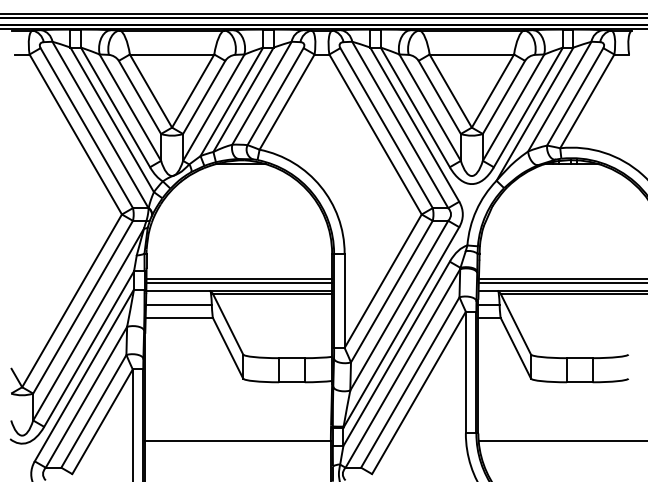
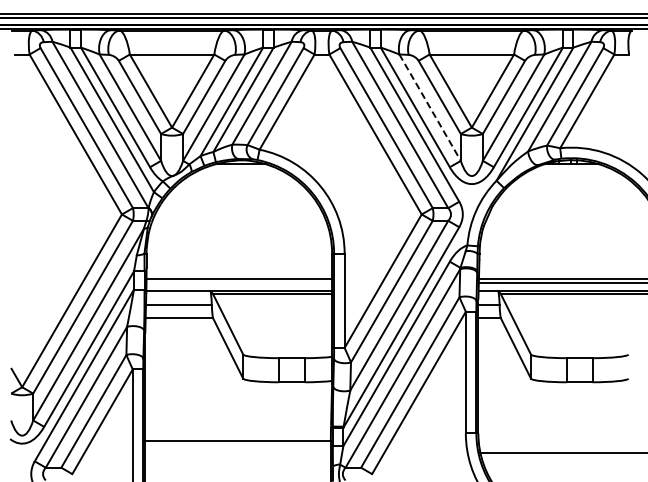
line: solid -> dashed (430, 108)
line: present -> none (239, 283)
line position: (561, 441) -> (561, 453) (561, 453)
